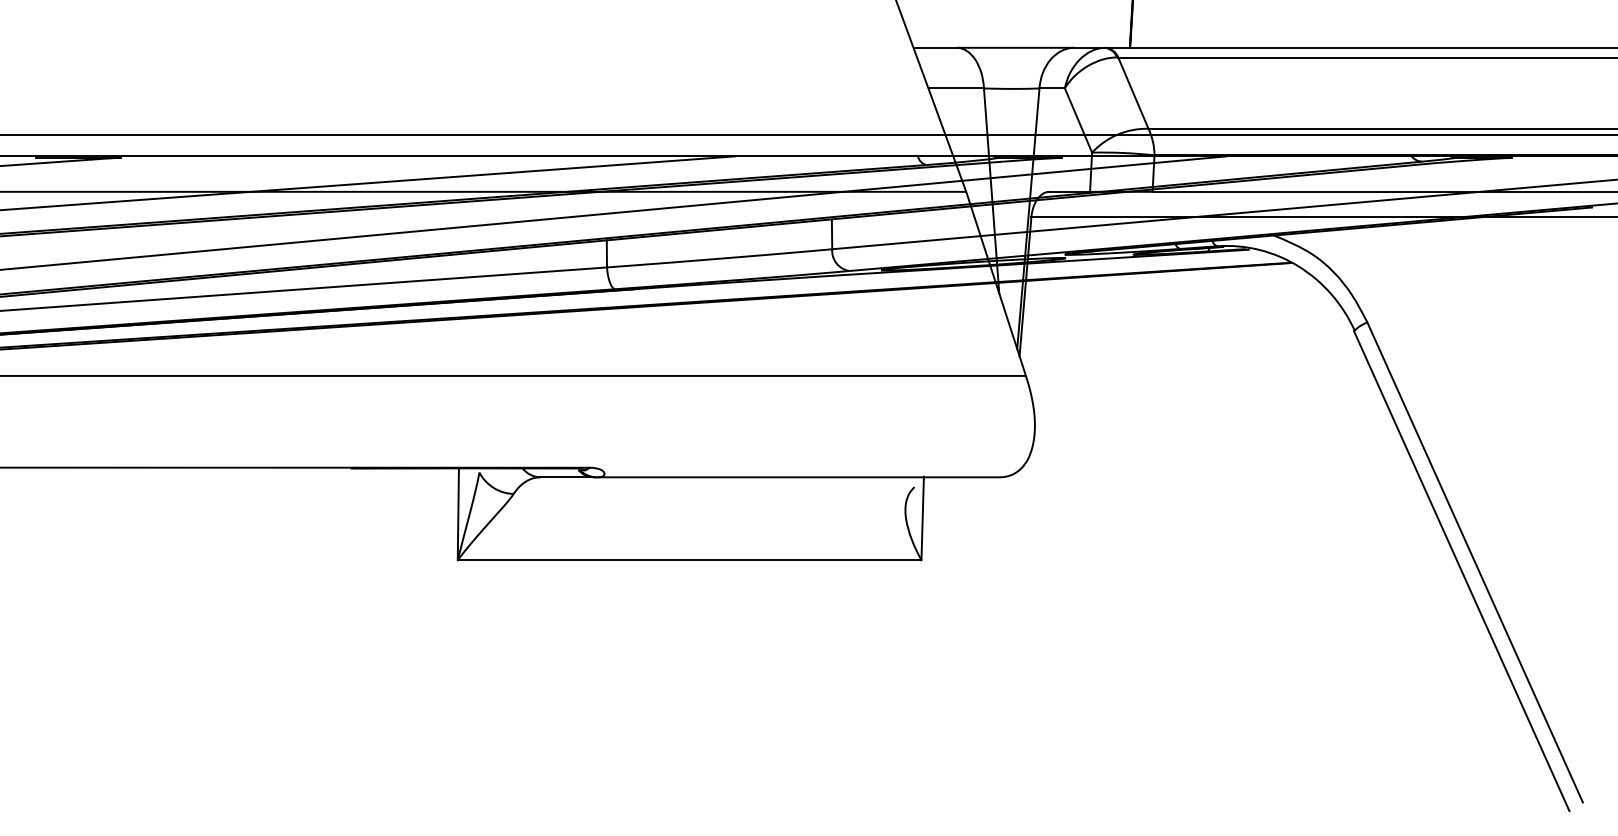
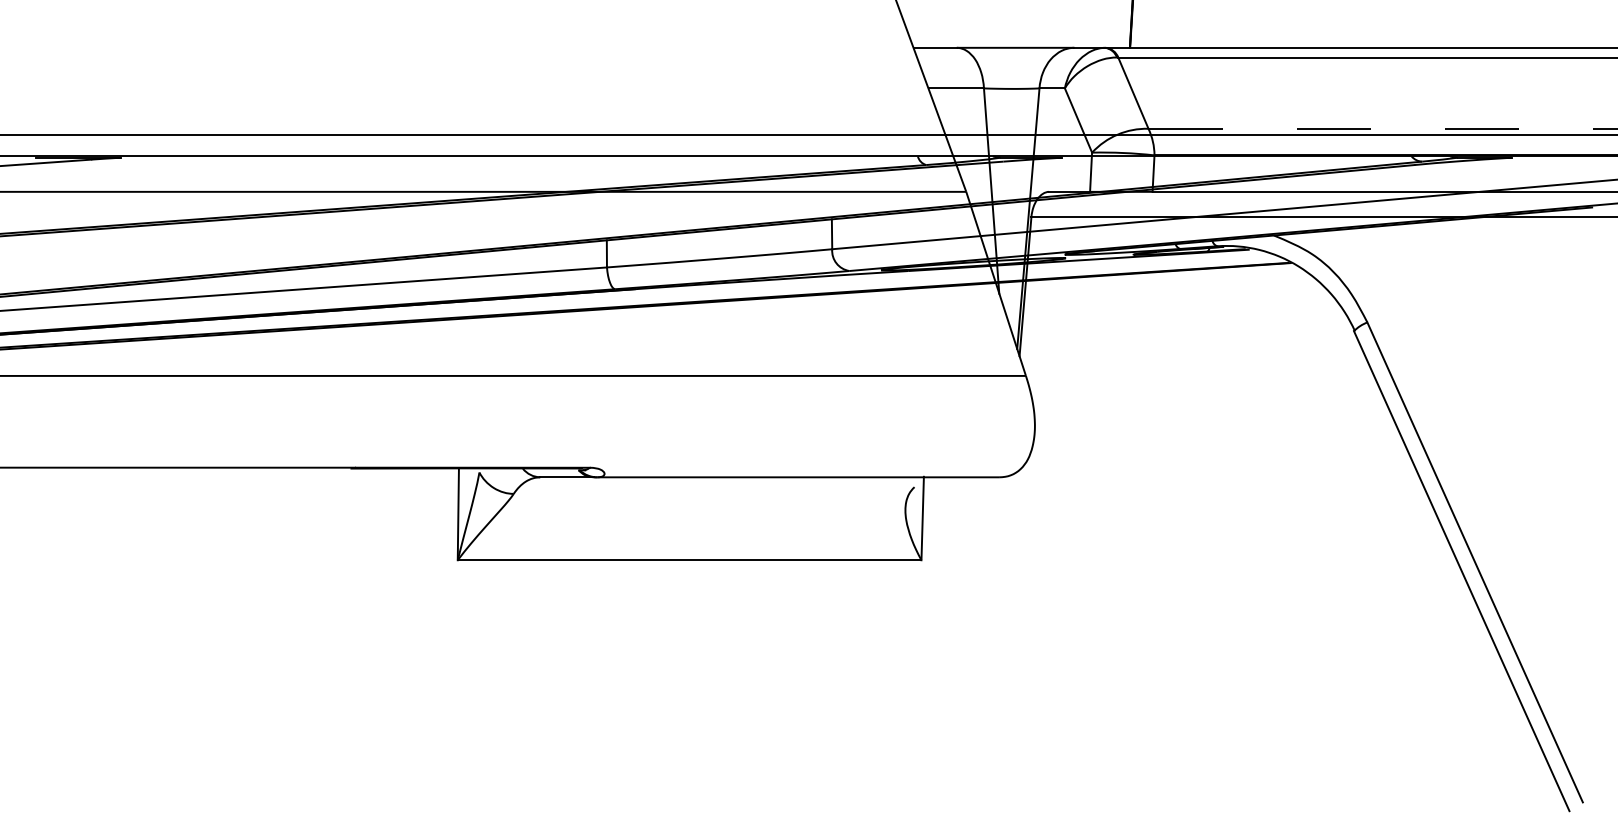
line: solid -> dashed (1383, 128)
line: present -> none (368, 183)
line: present -> none (614, 212)
